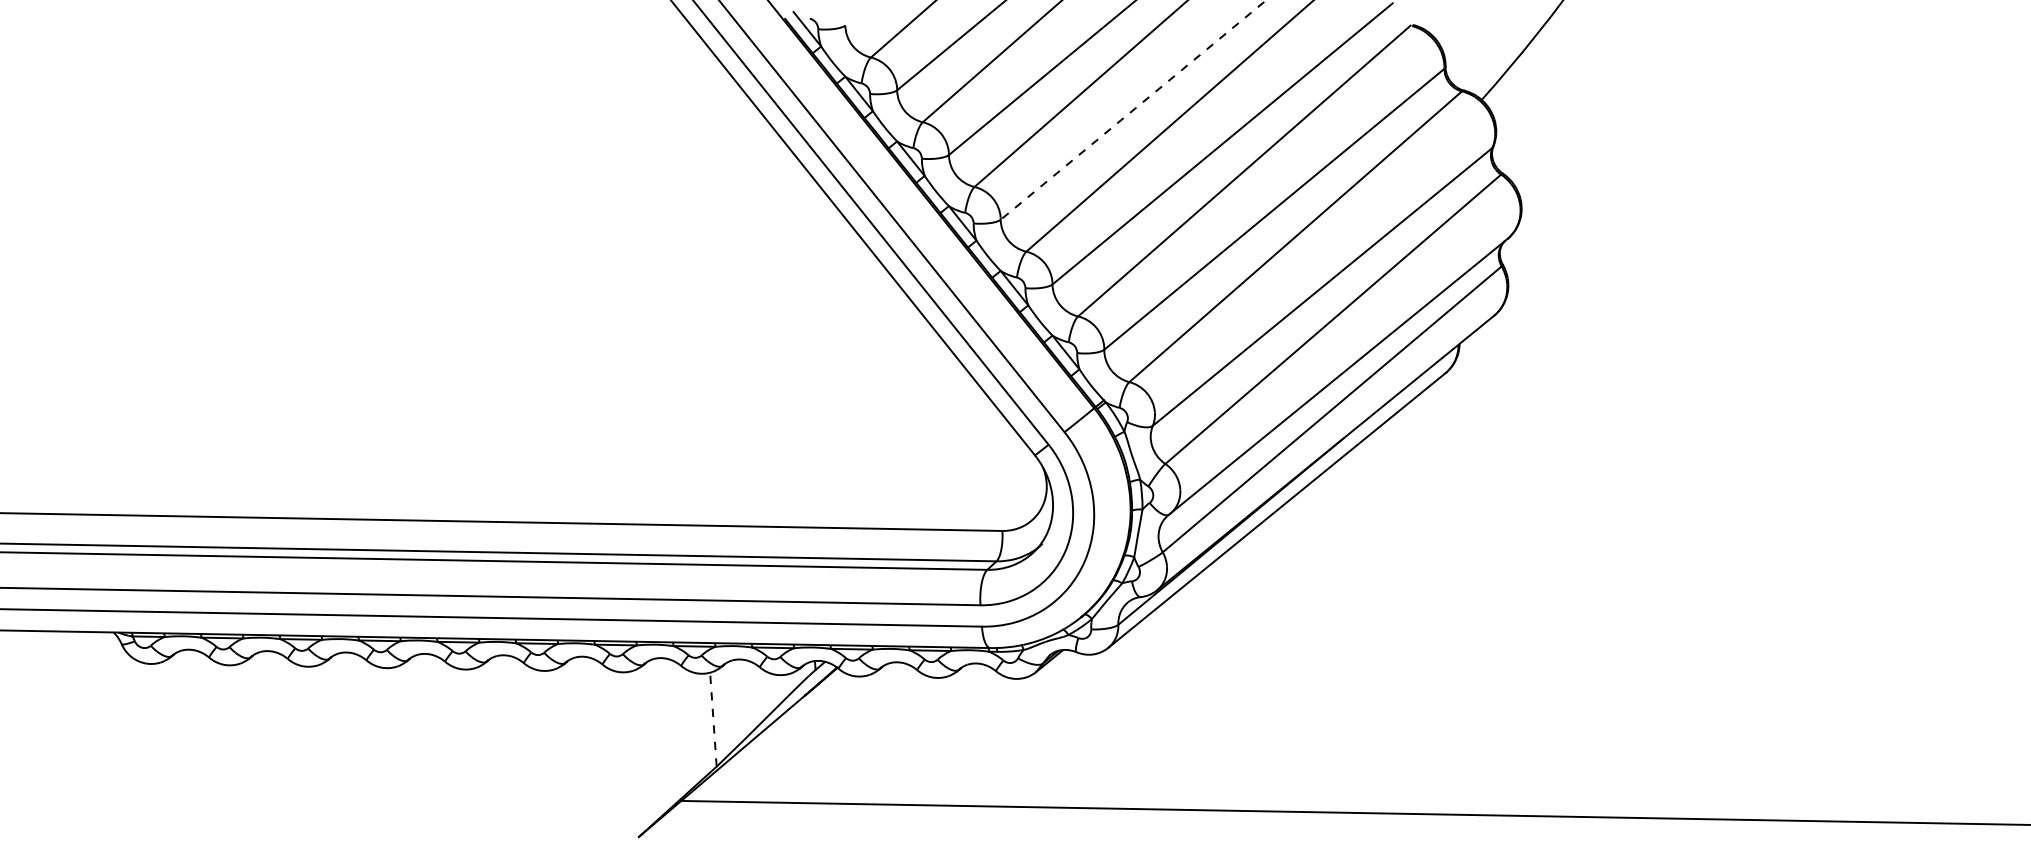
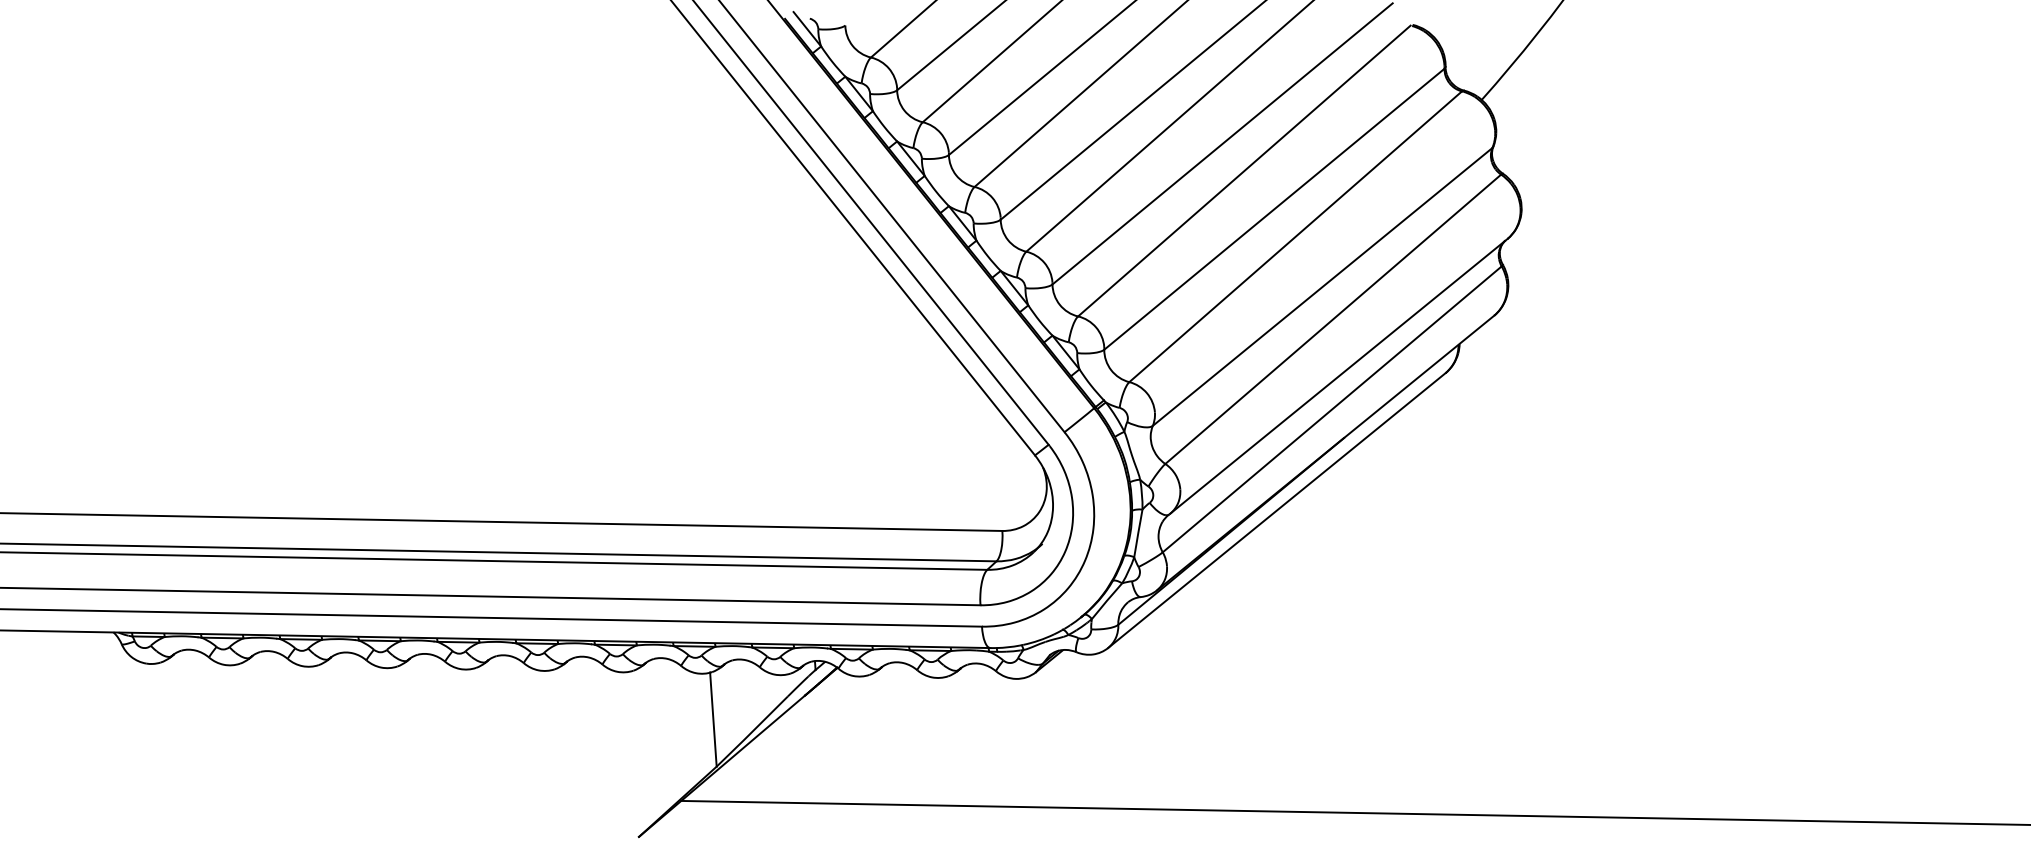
line: dashed -> solid (1133, 110)
line: dashed -> solid (713, 719)
